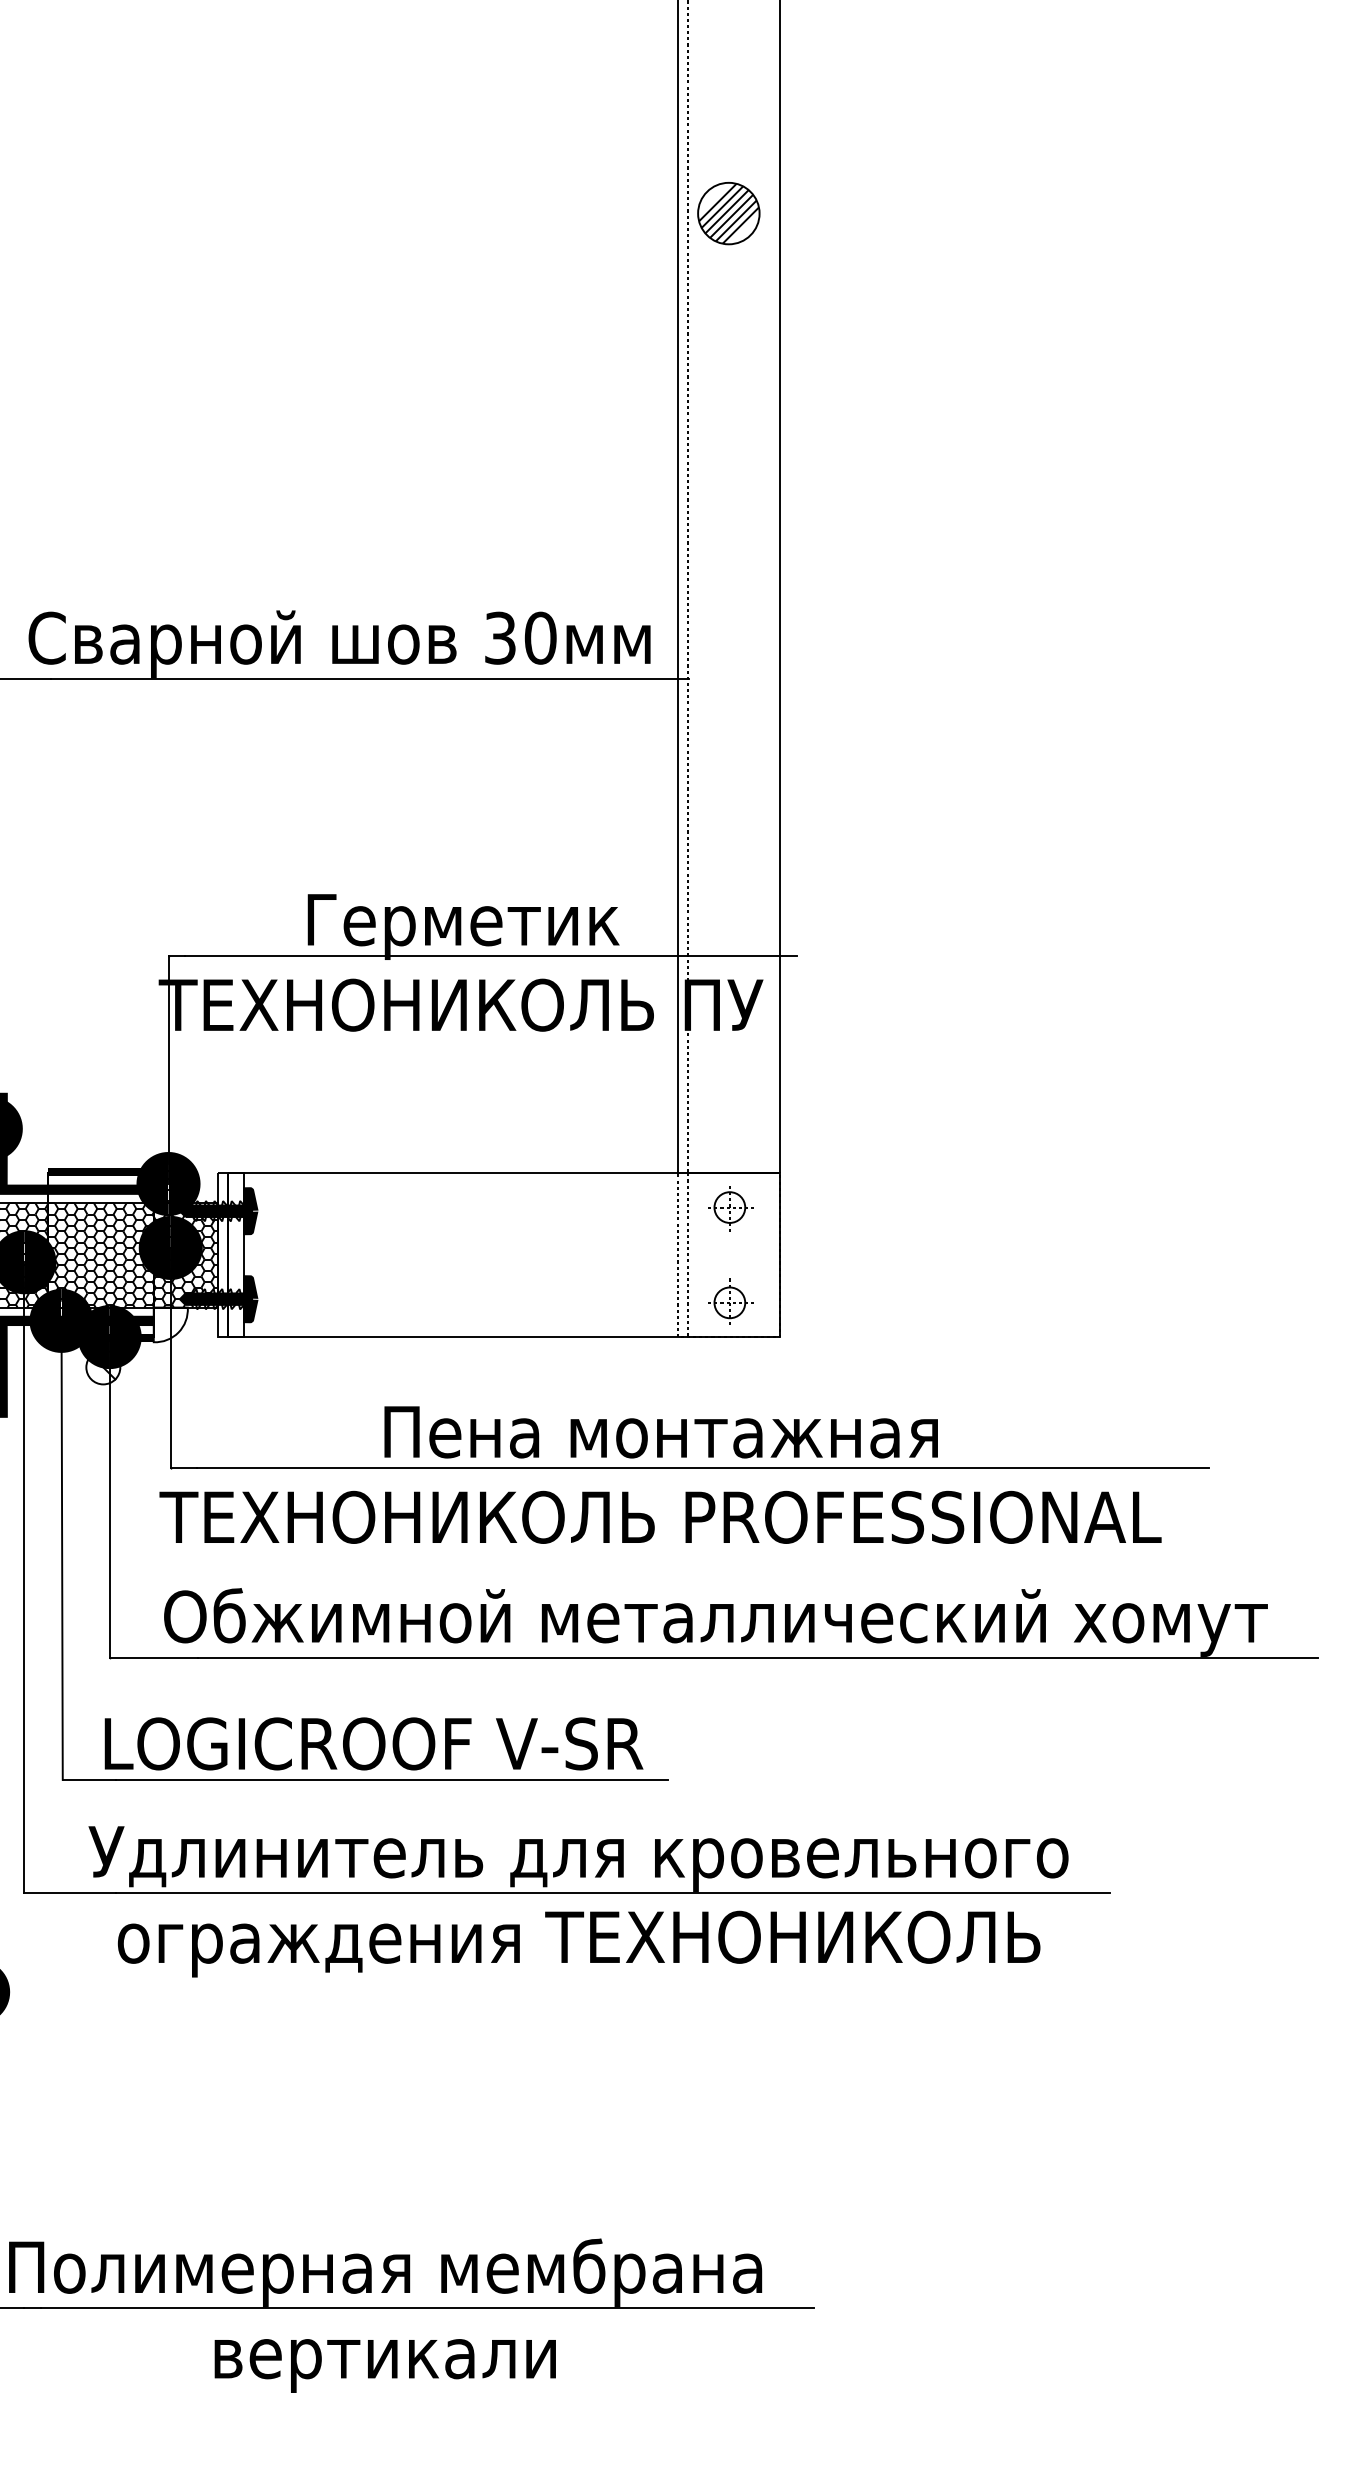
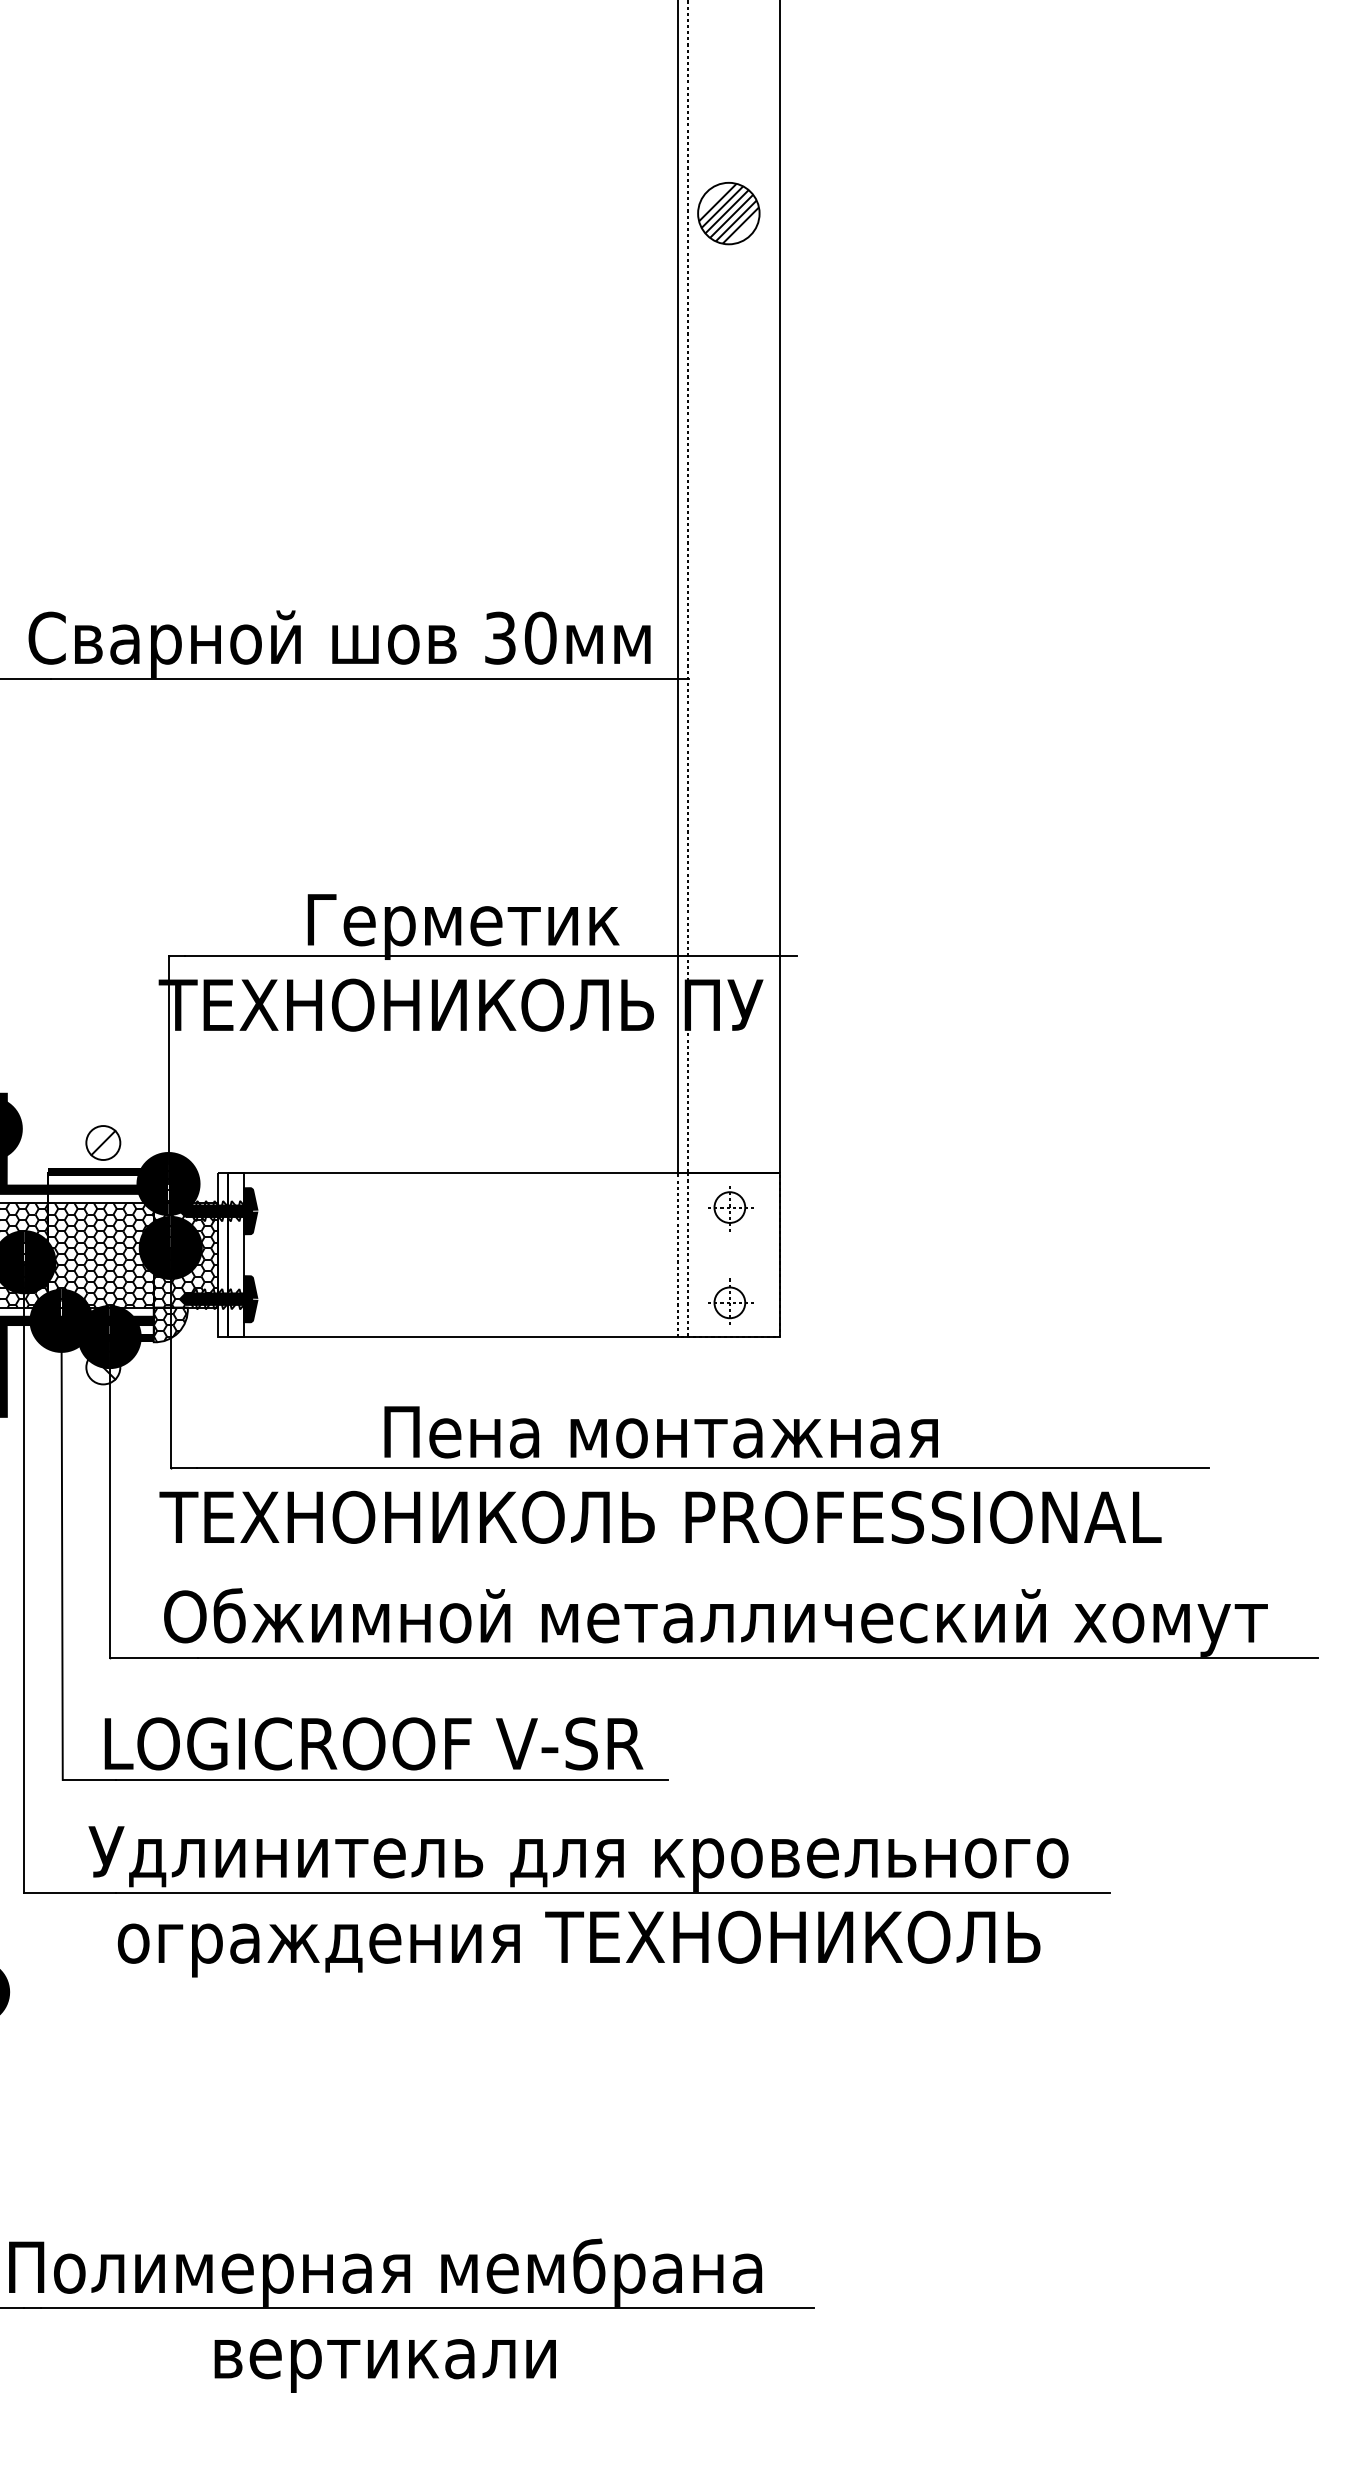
part: none -> present (103, 1142)
hatch: none -> present (170, 1324)
